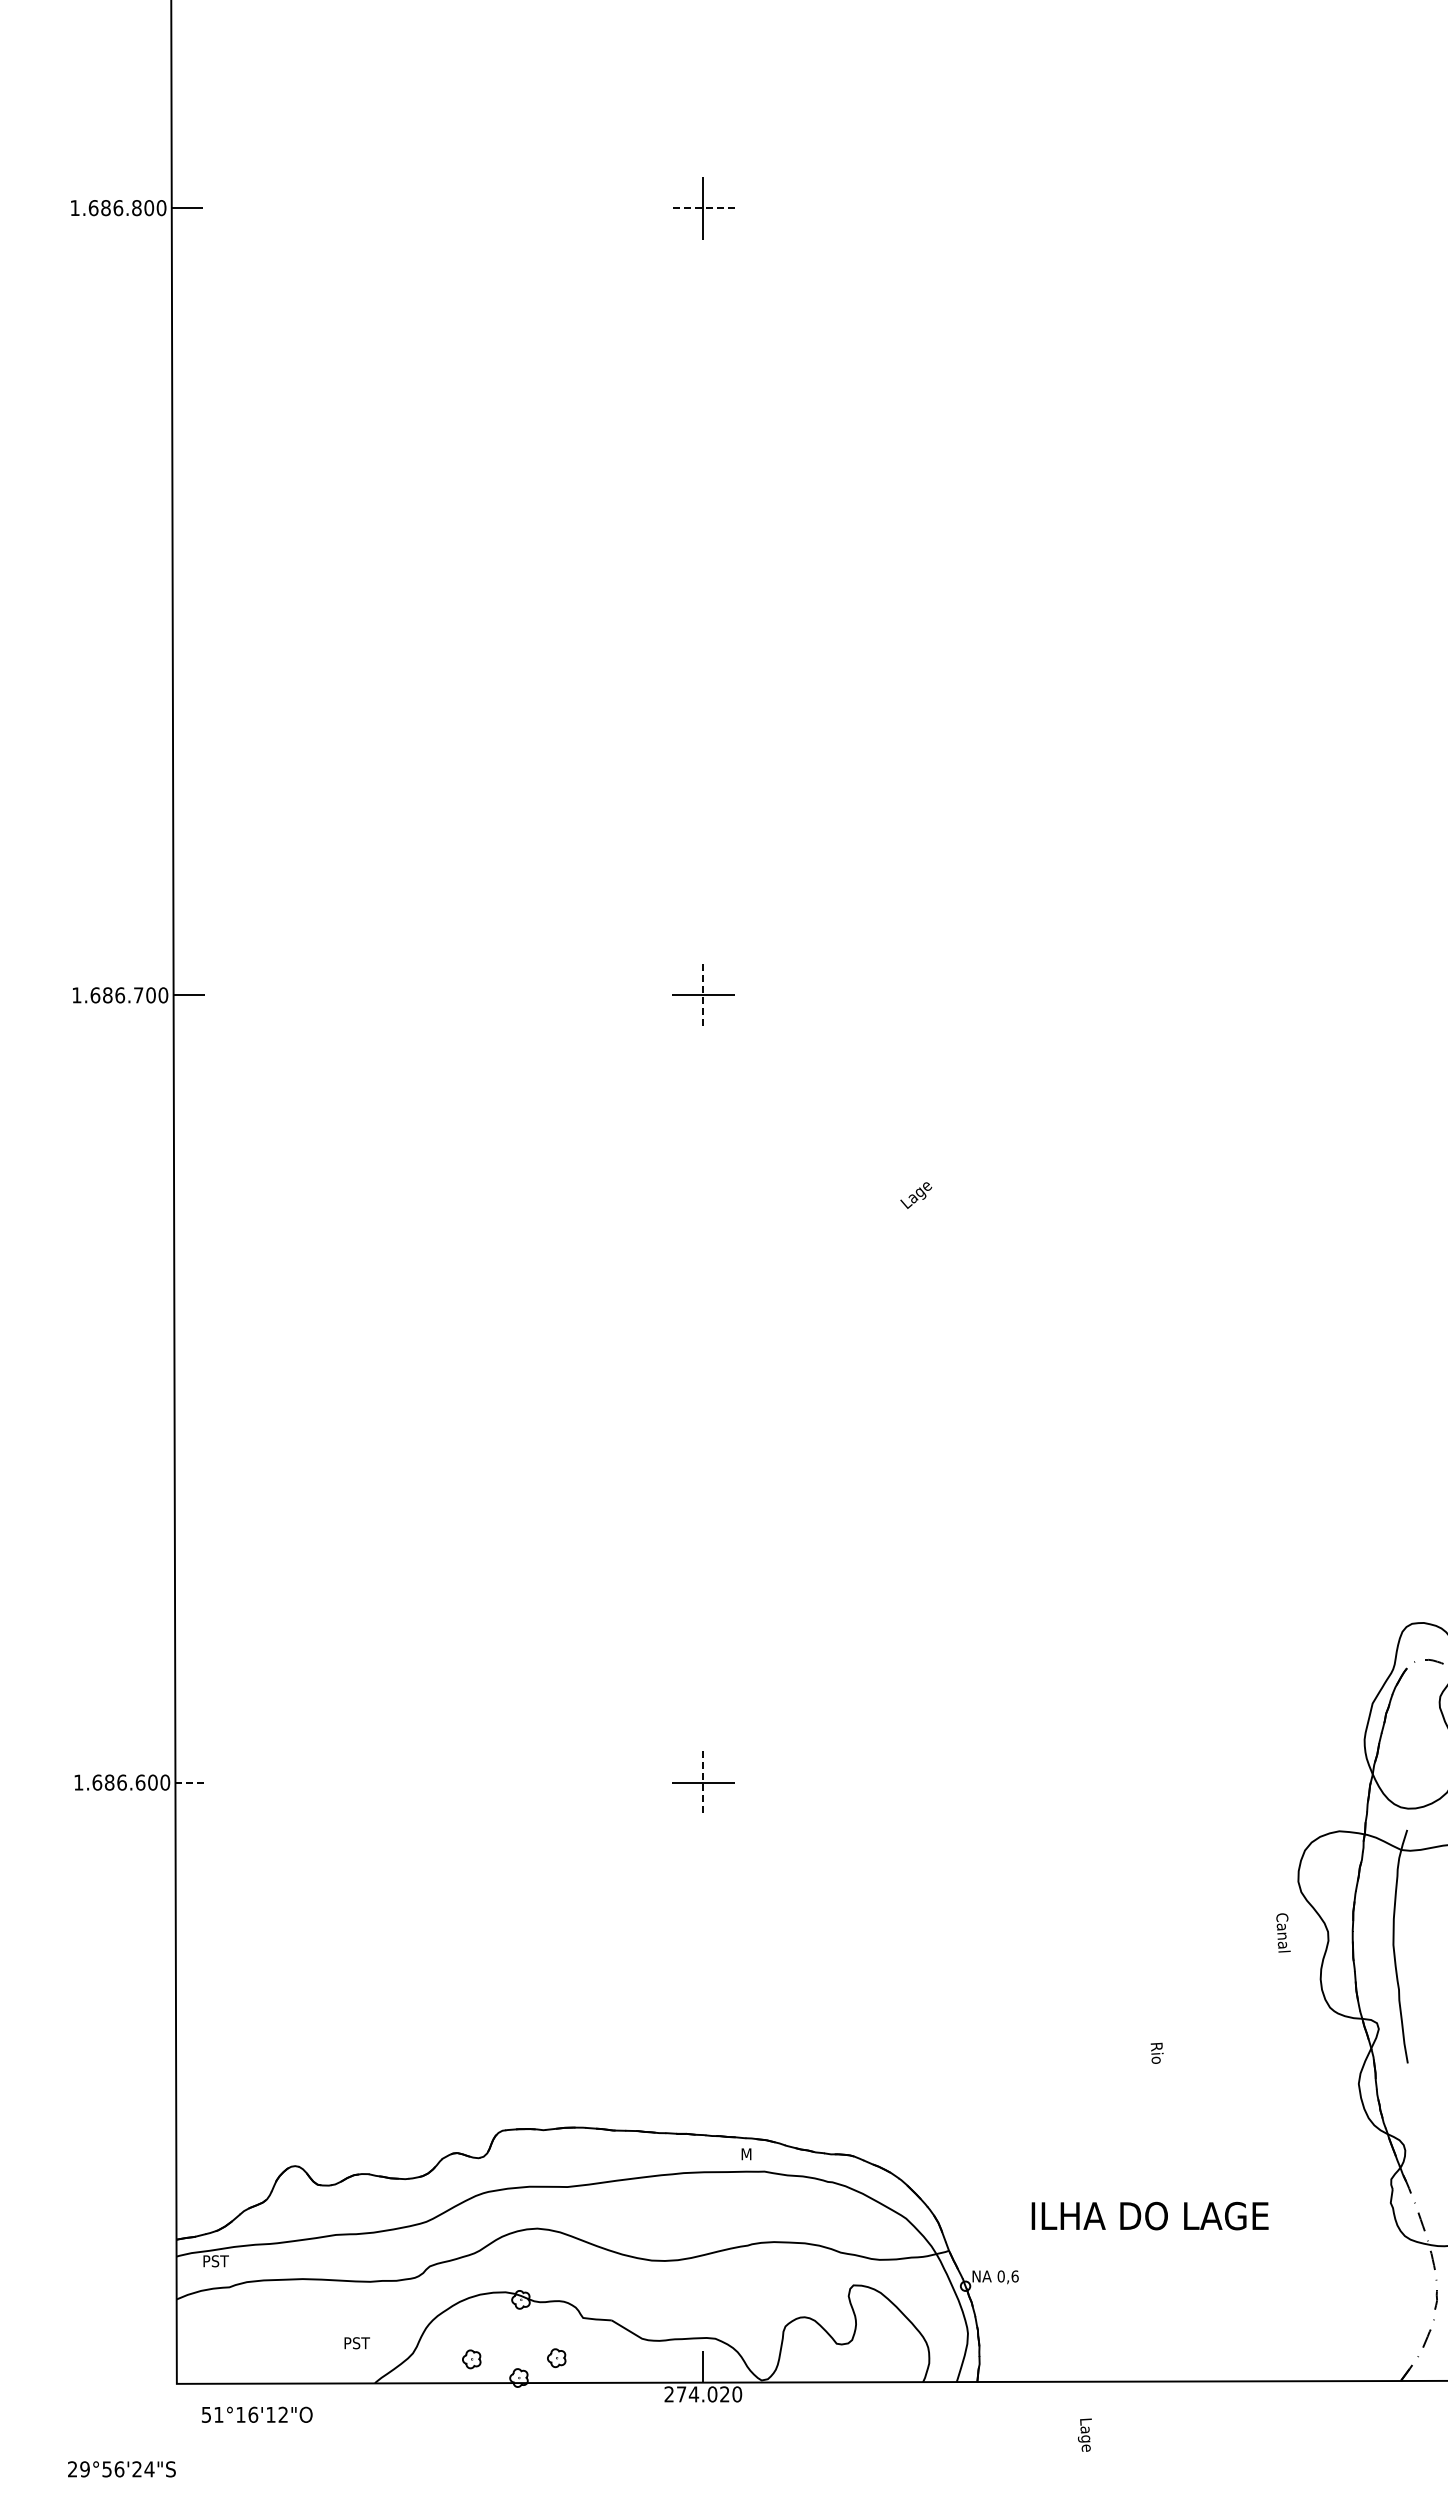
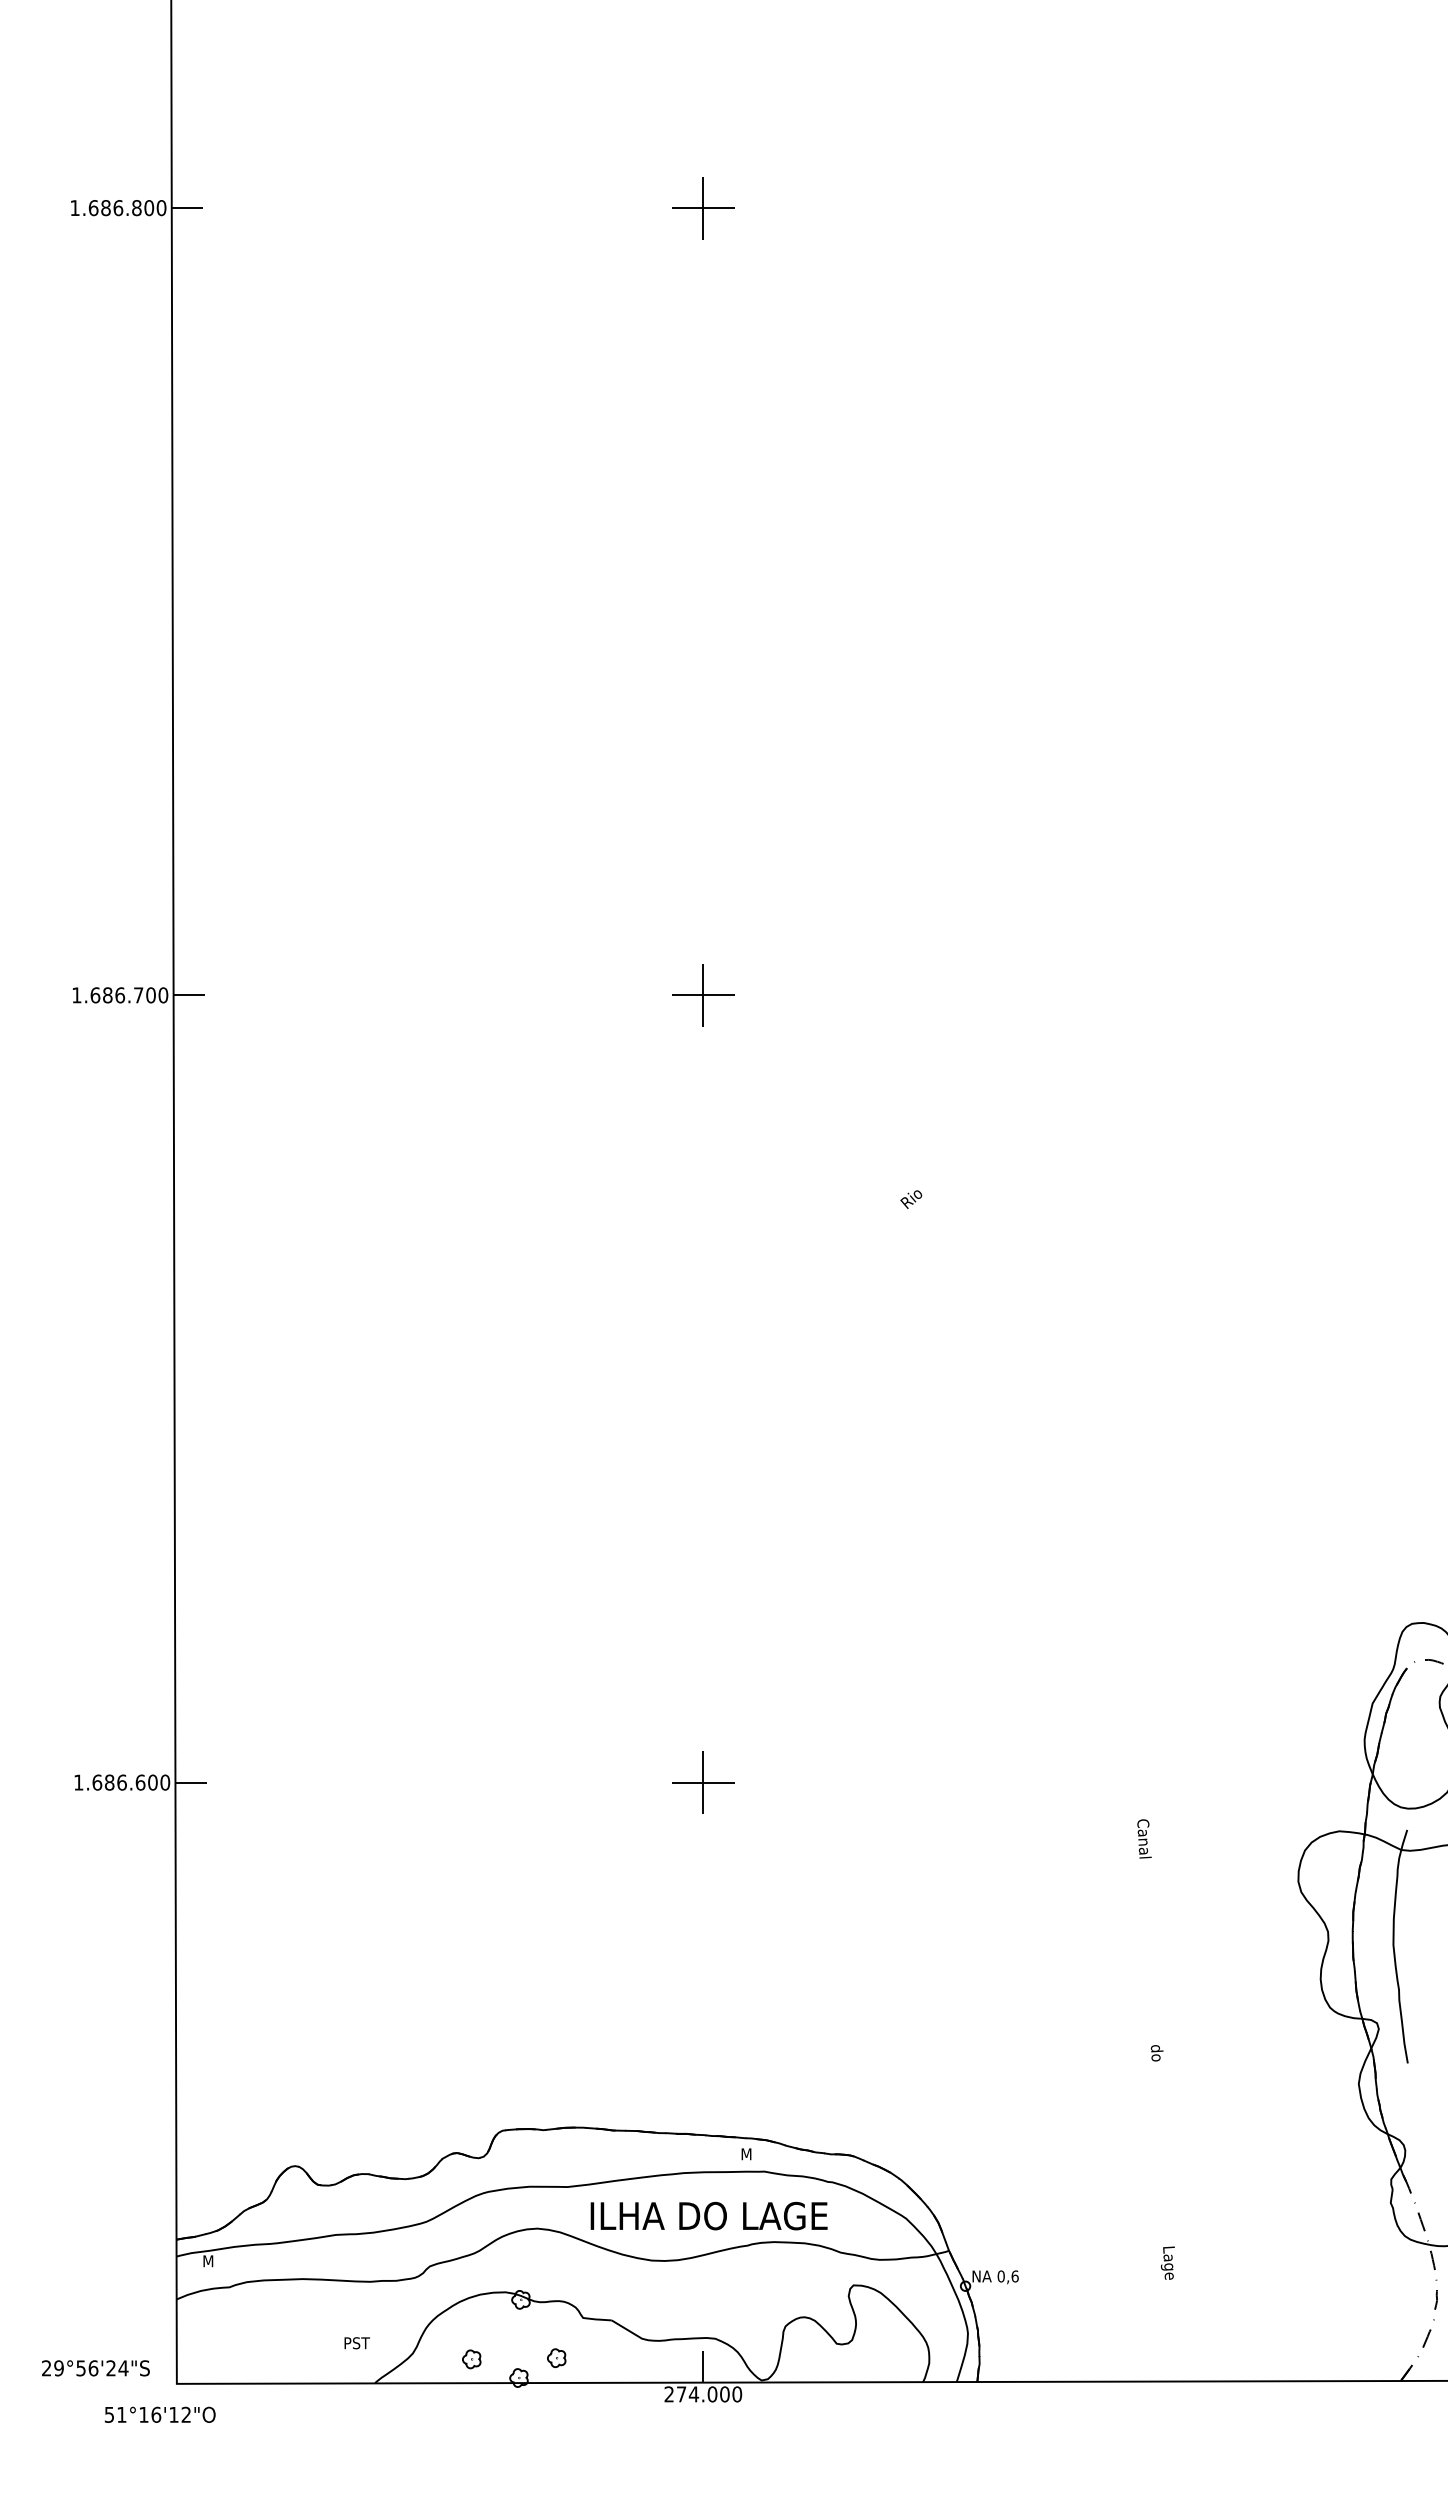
line: dashed -> solid (702, 208)
line: dashed -> solid (703, 995)
text: Lage -> Rio (916, 1194)
line: dashed -> solid (191, 1782)
line: dashed -> solid (703, 1783)
text position: (1283, 1932) -> (1144, 1838) (1144, 1838)
text: Rio -> do (1156, 2052)
text position: (1149, 2215) -> (708, 2215) (708, 2215)
text: PST -> M (216, 2261)
text: 274.020 -> 274.000 (724, 2394)
text position: (256, 2414) -> (159, 2414) (159, 2414)
text position: (1084, 2434) -> (1167, 2262) (1167, 2262)
text position: (121, 2469) -> (95, 2368) (95, 2368)
